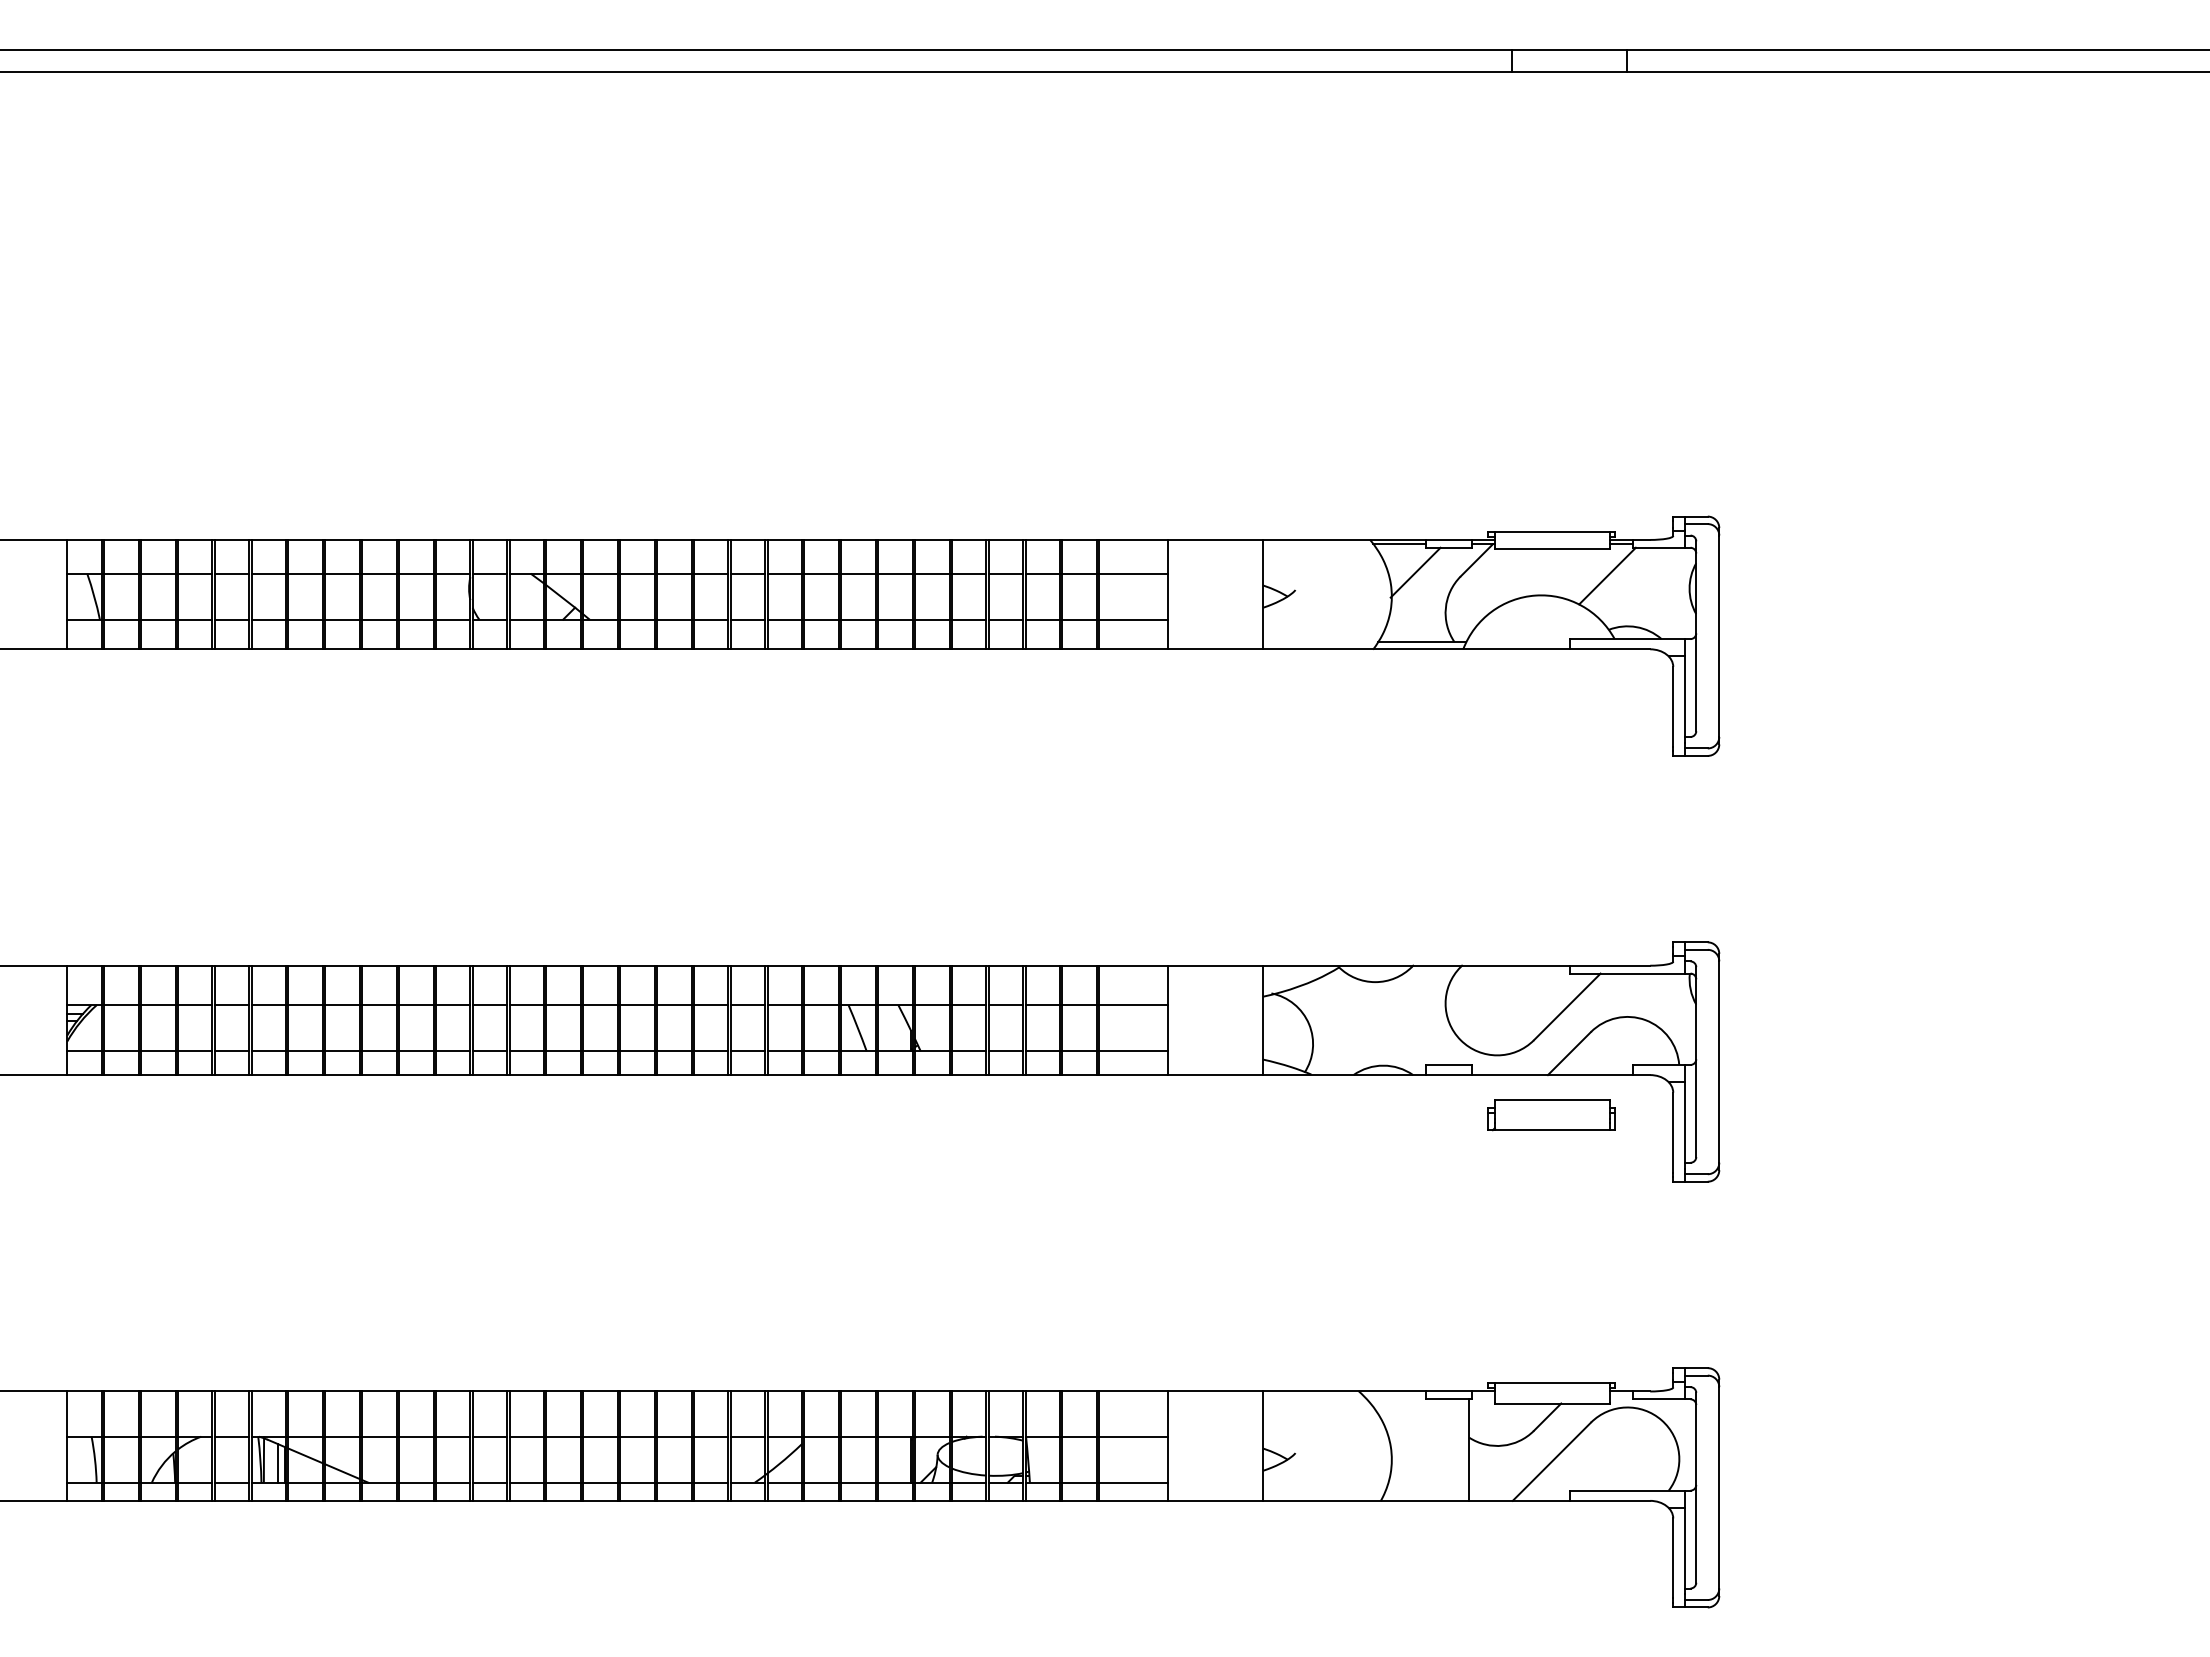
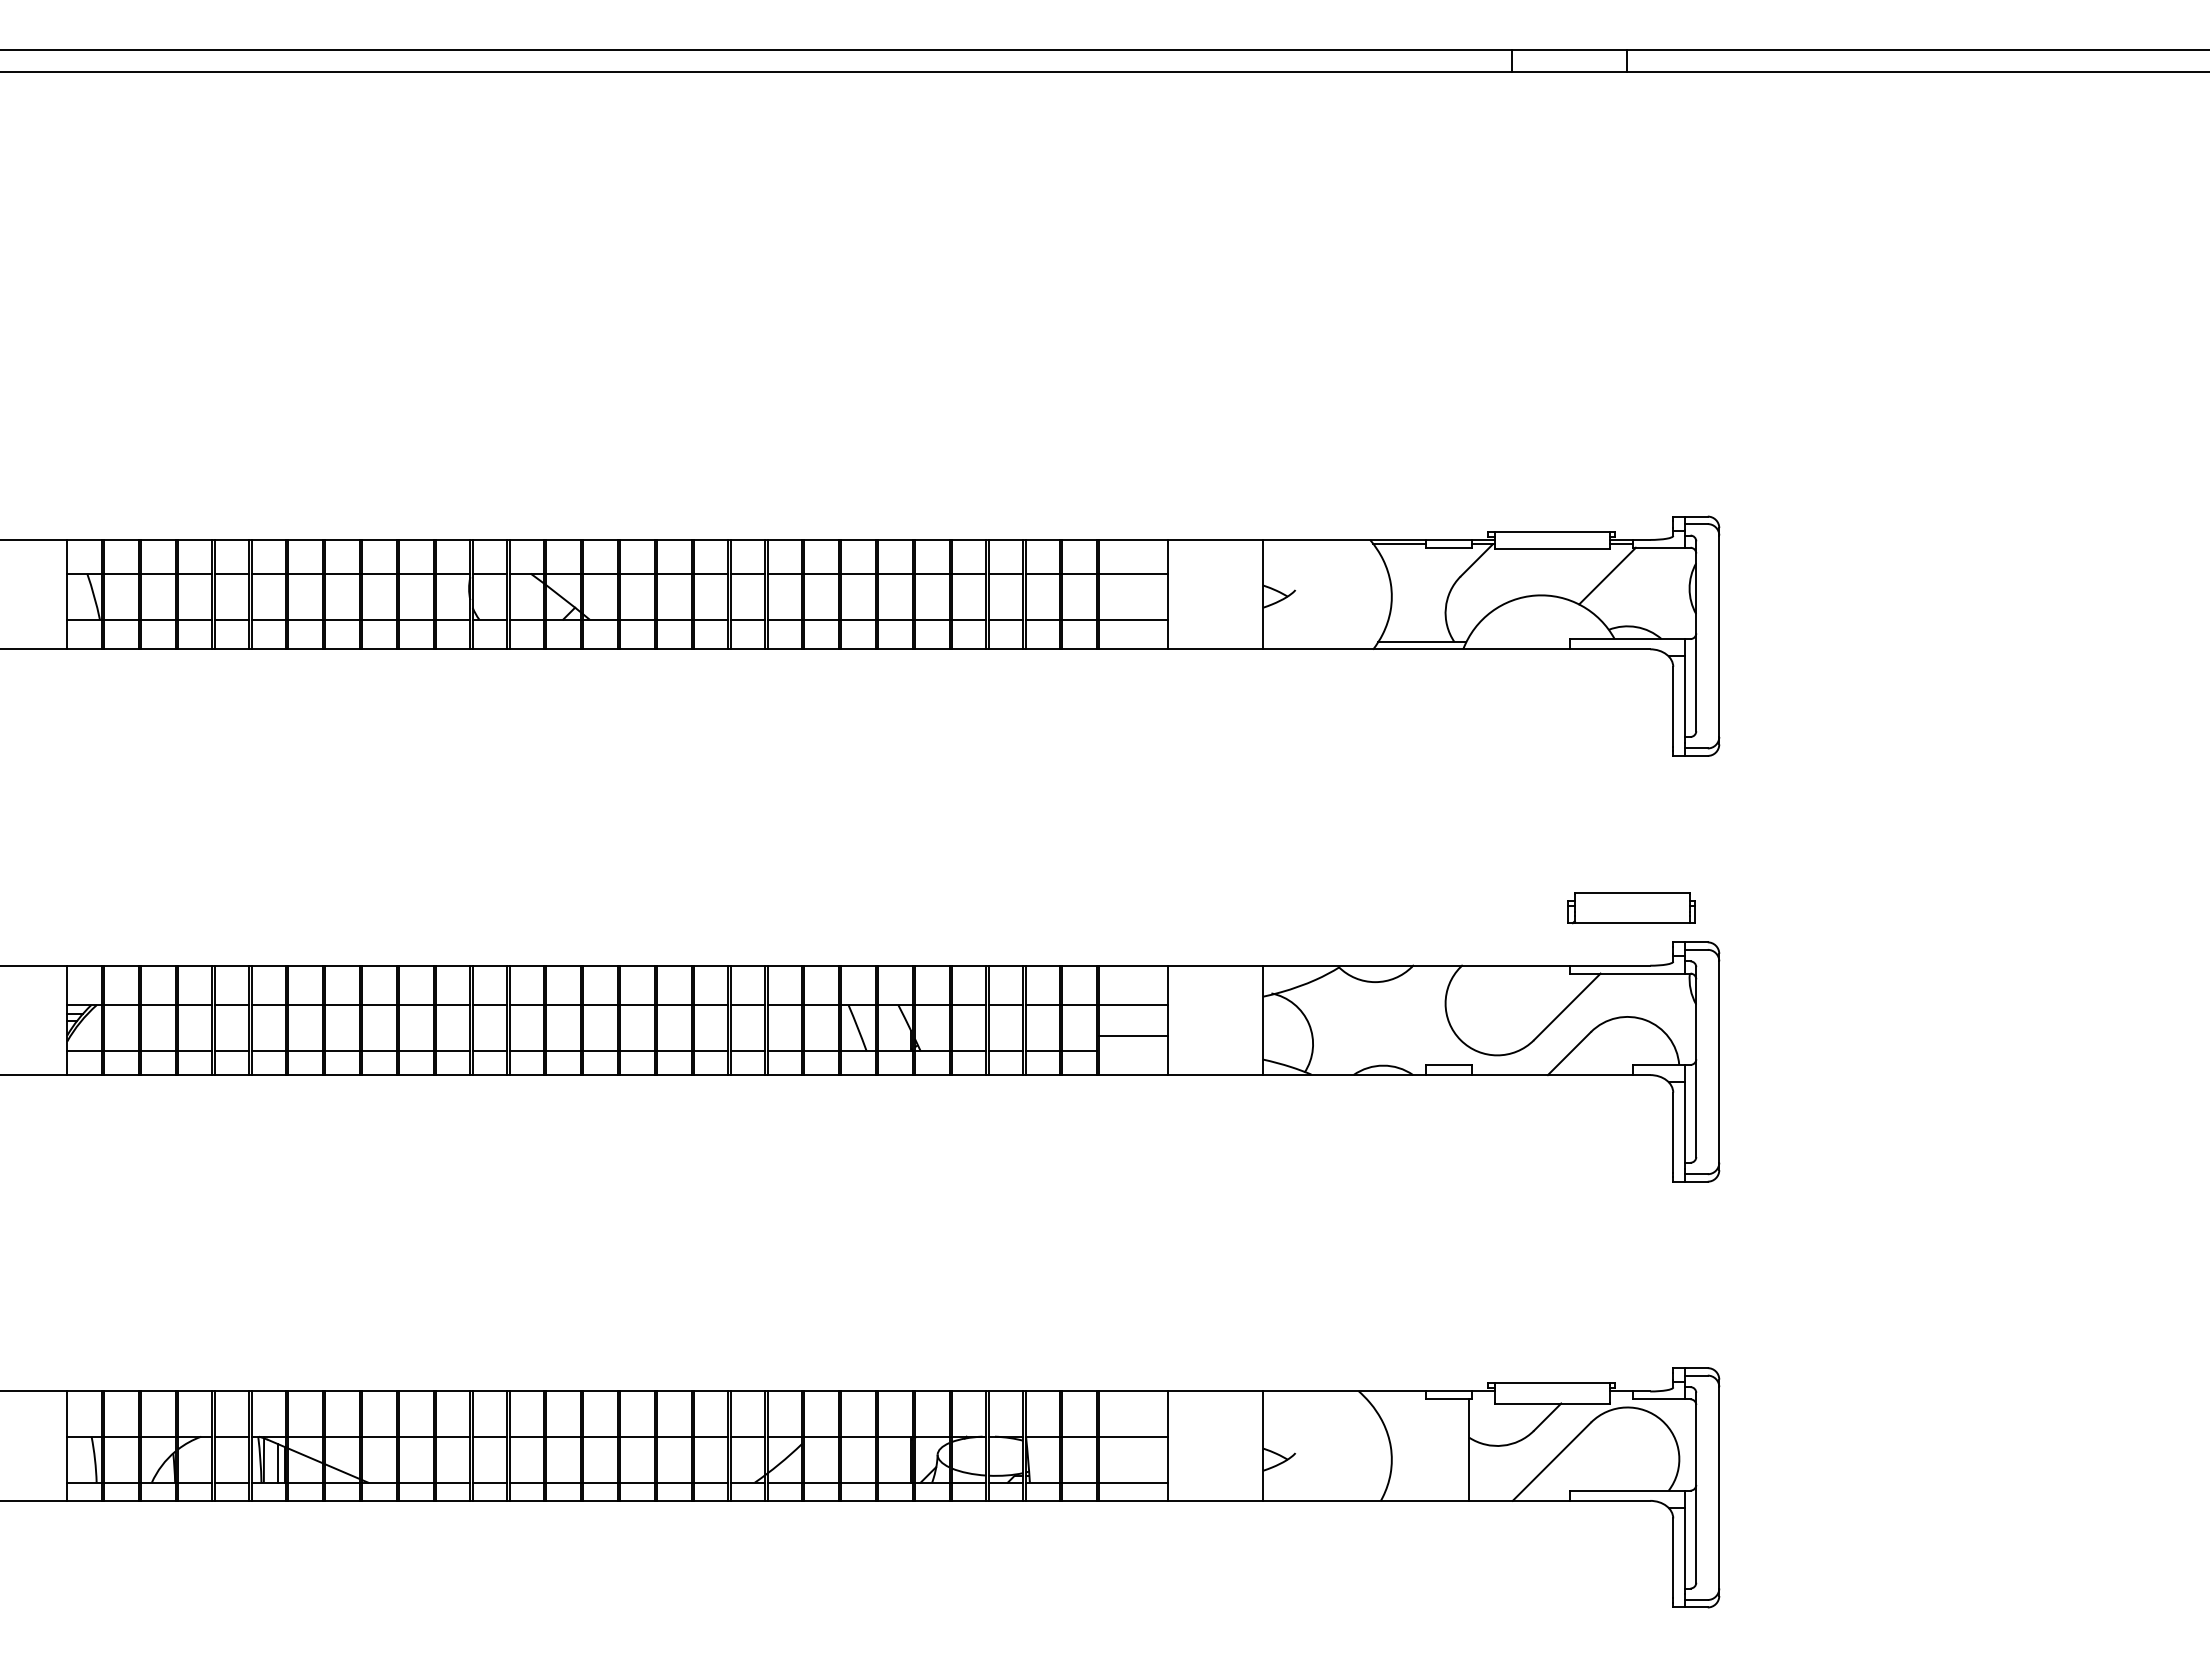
line: present -> none (1415, 572)
line position: (1133, 1051) -> (1133, 1036) (1133, 1036)
part position: (1551, 1115) -> (1631, 908) (1631, 908)
